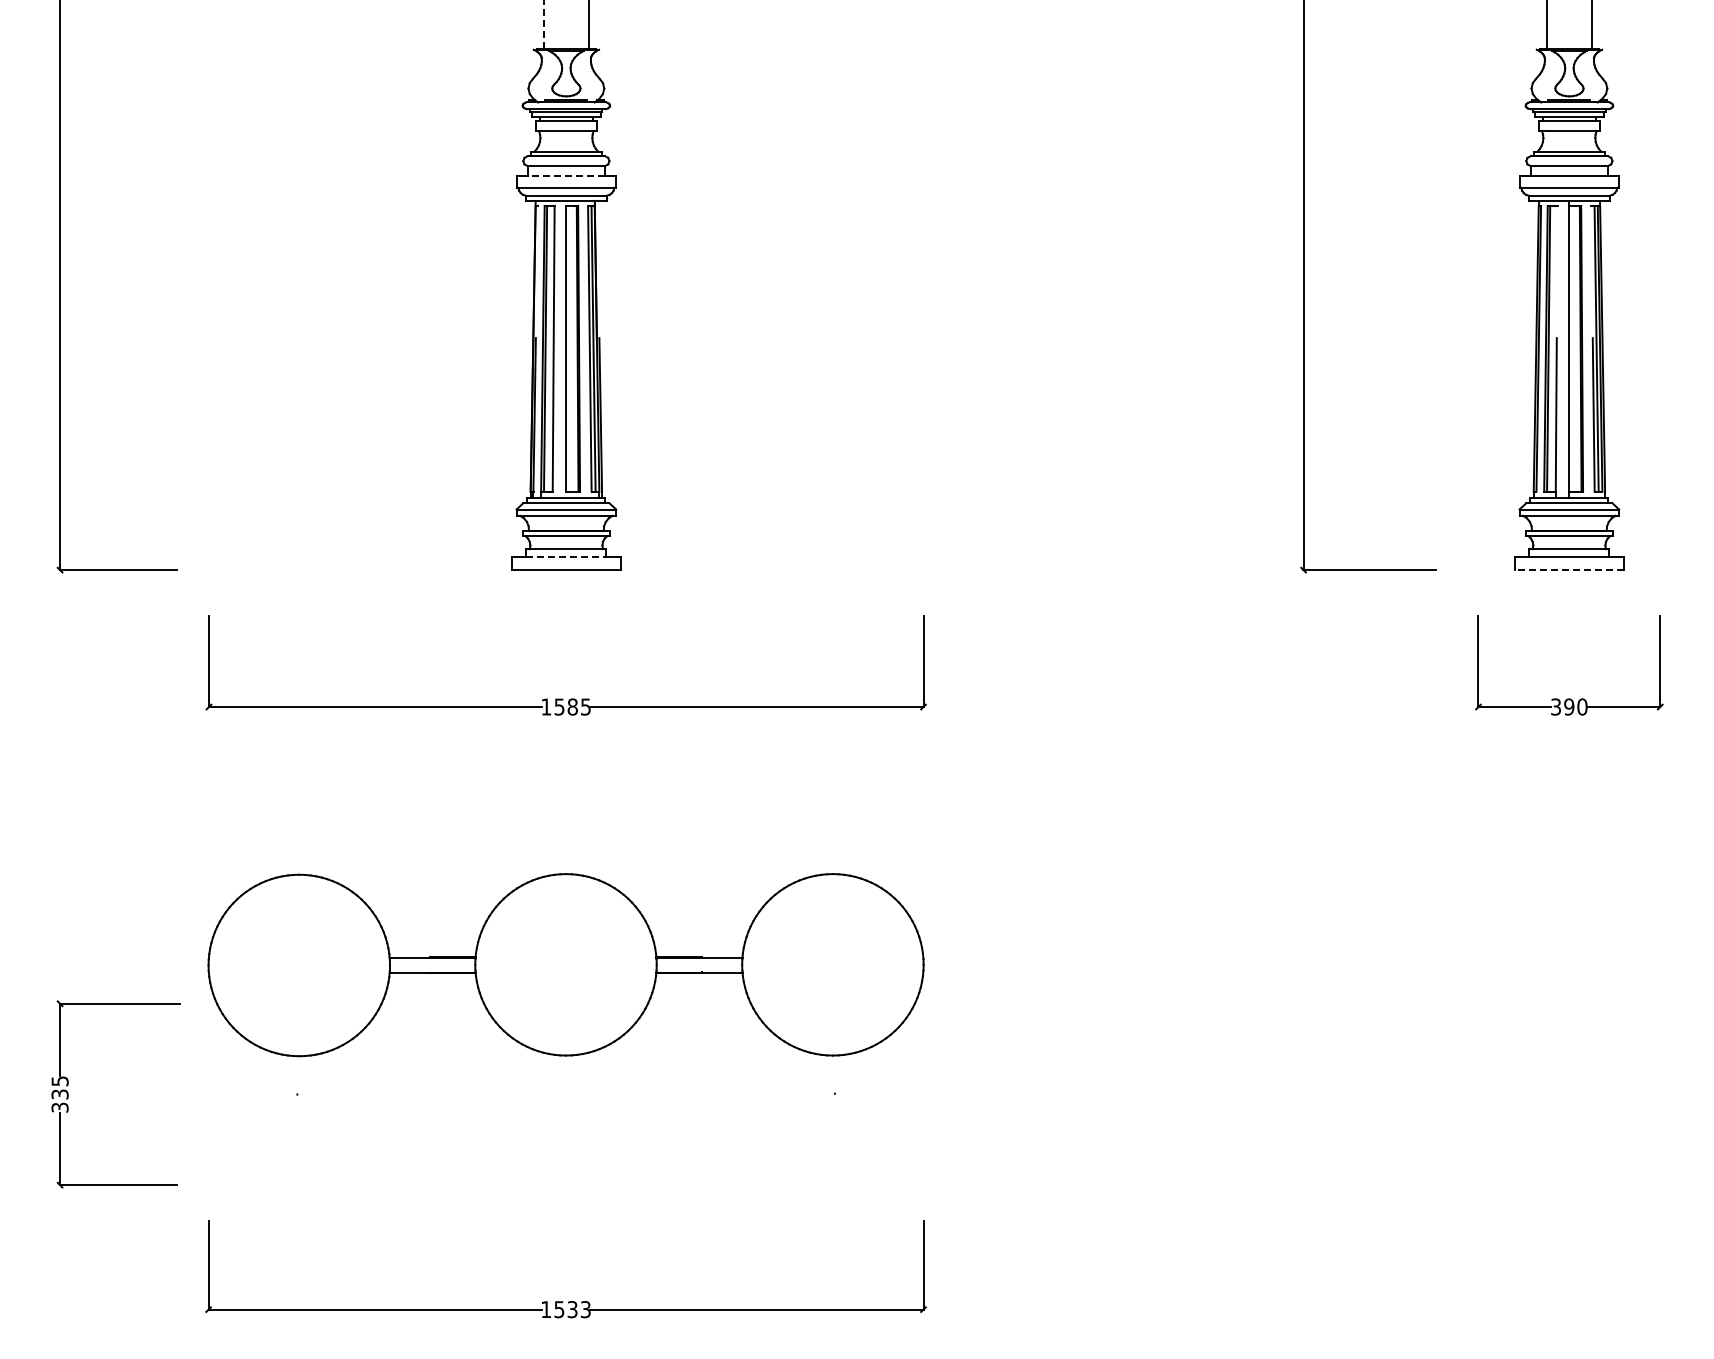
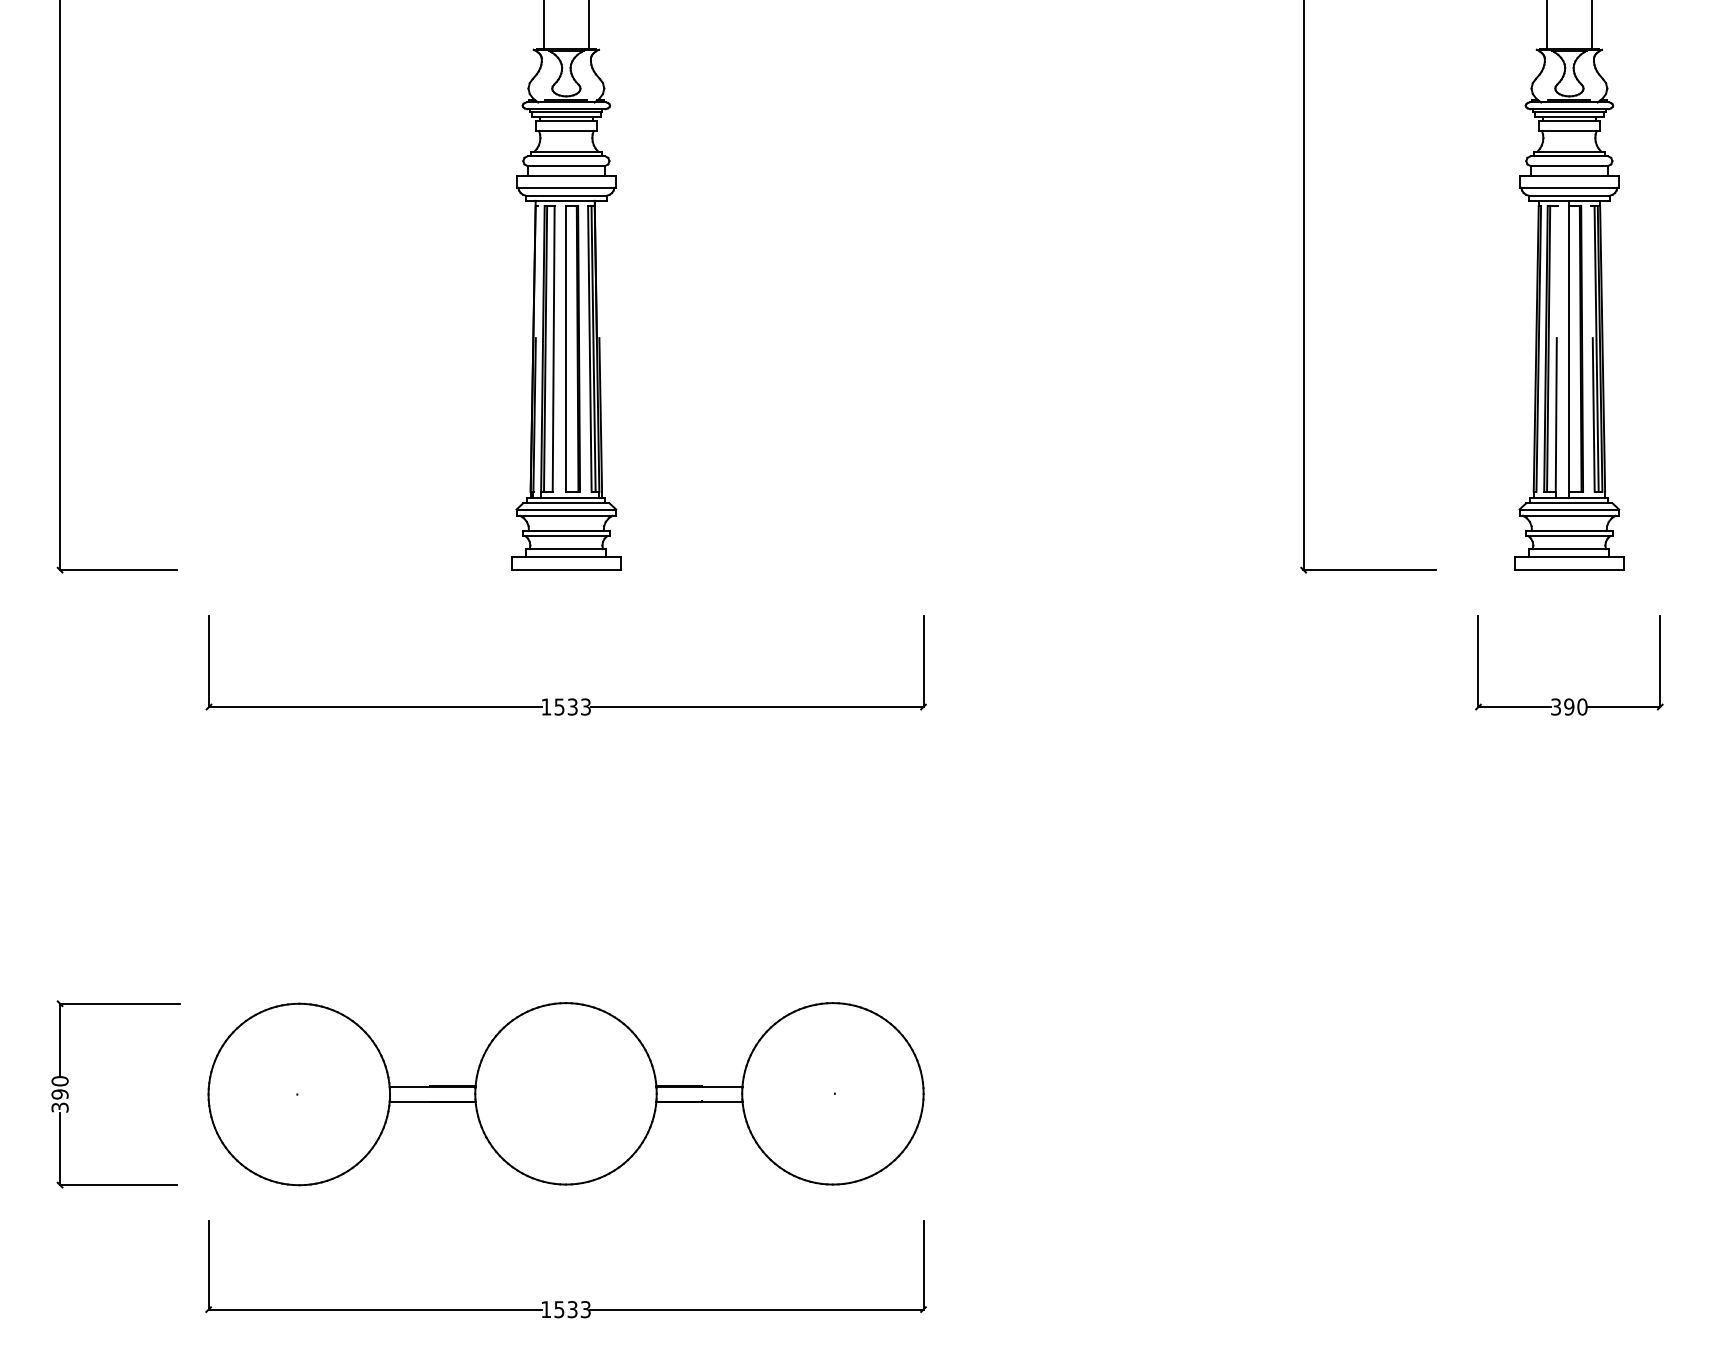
line: dashed -> solid (543, 24)
line: dashed -> solid (566, 176)
line: dashed -> solid (566, 557)
line: dashed -> solid (1569, 570)
text: 1585 -> 1533 (578, 706)
part position: (565, 965) -> (565, 1094) (565, 1094)
text: 335 -> 390 (59, 1087)
